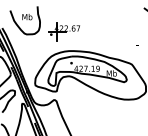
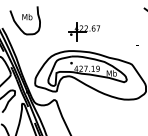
part position: (63, 31) -> (83, 31) (83, 31)
